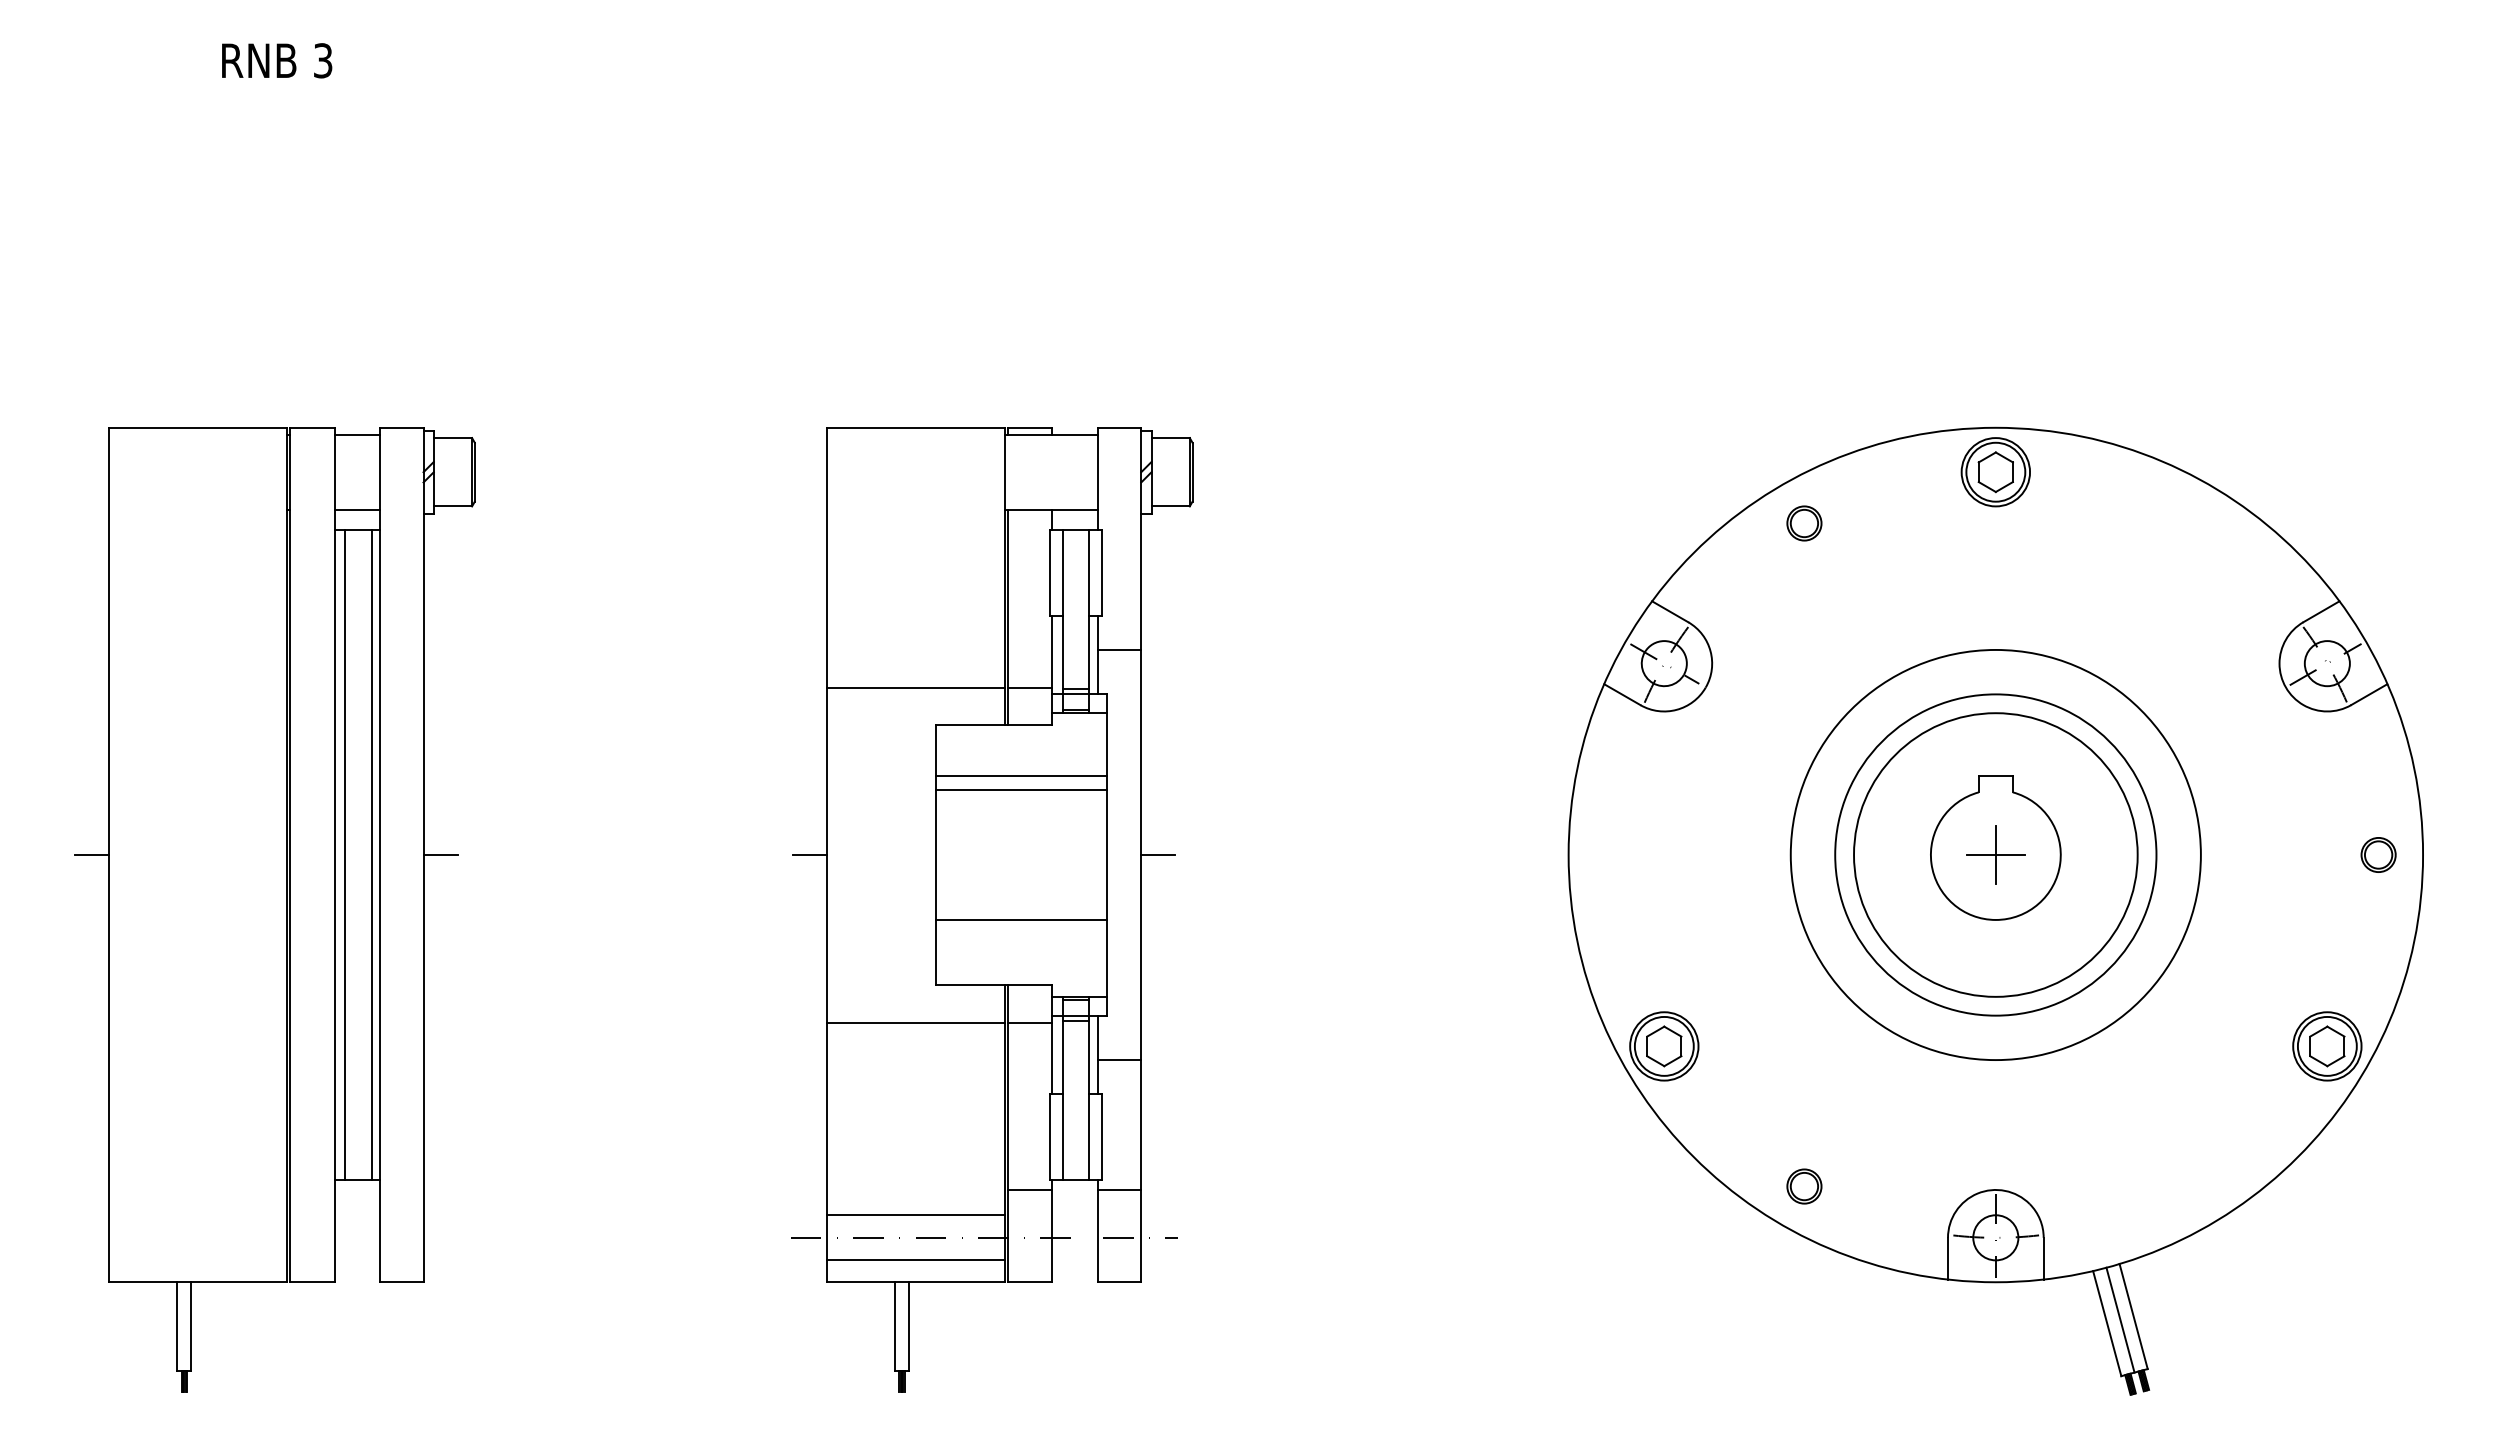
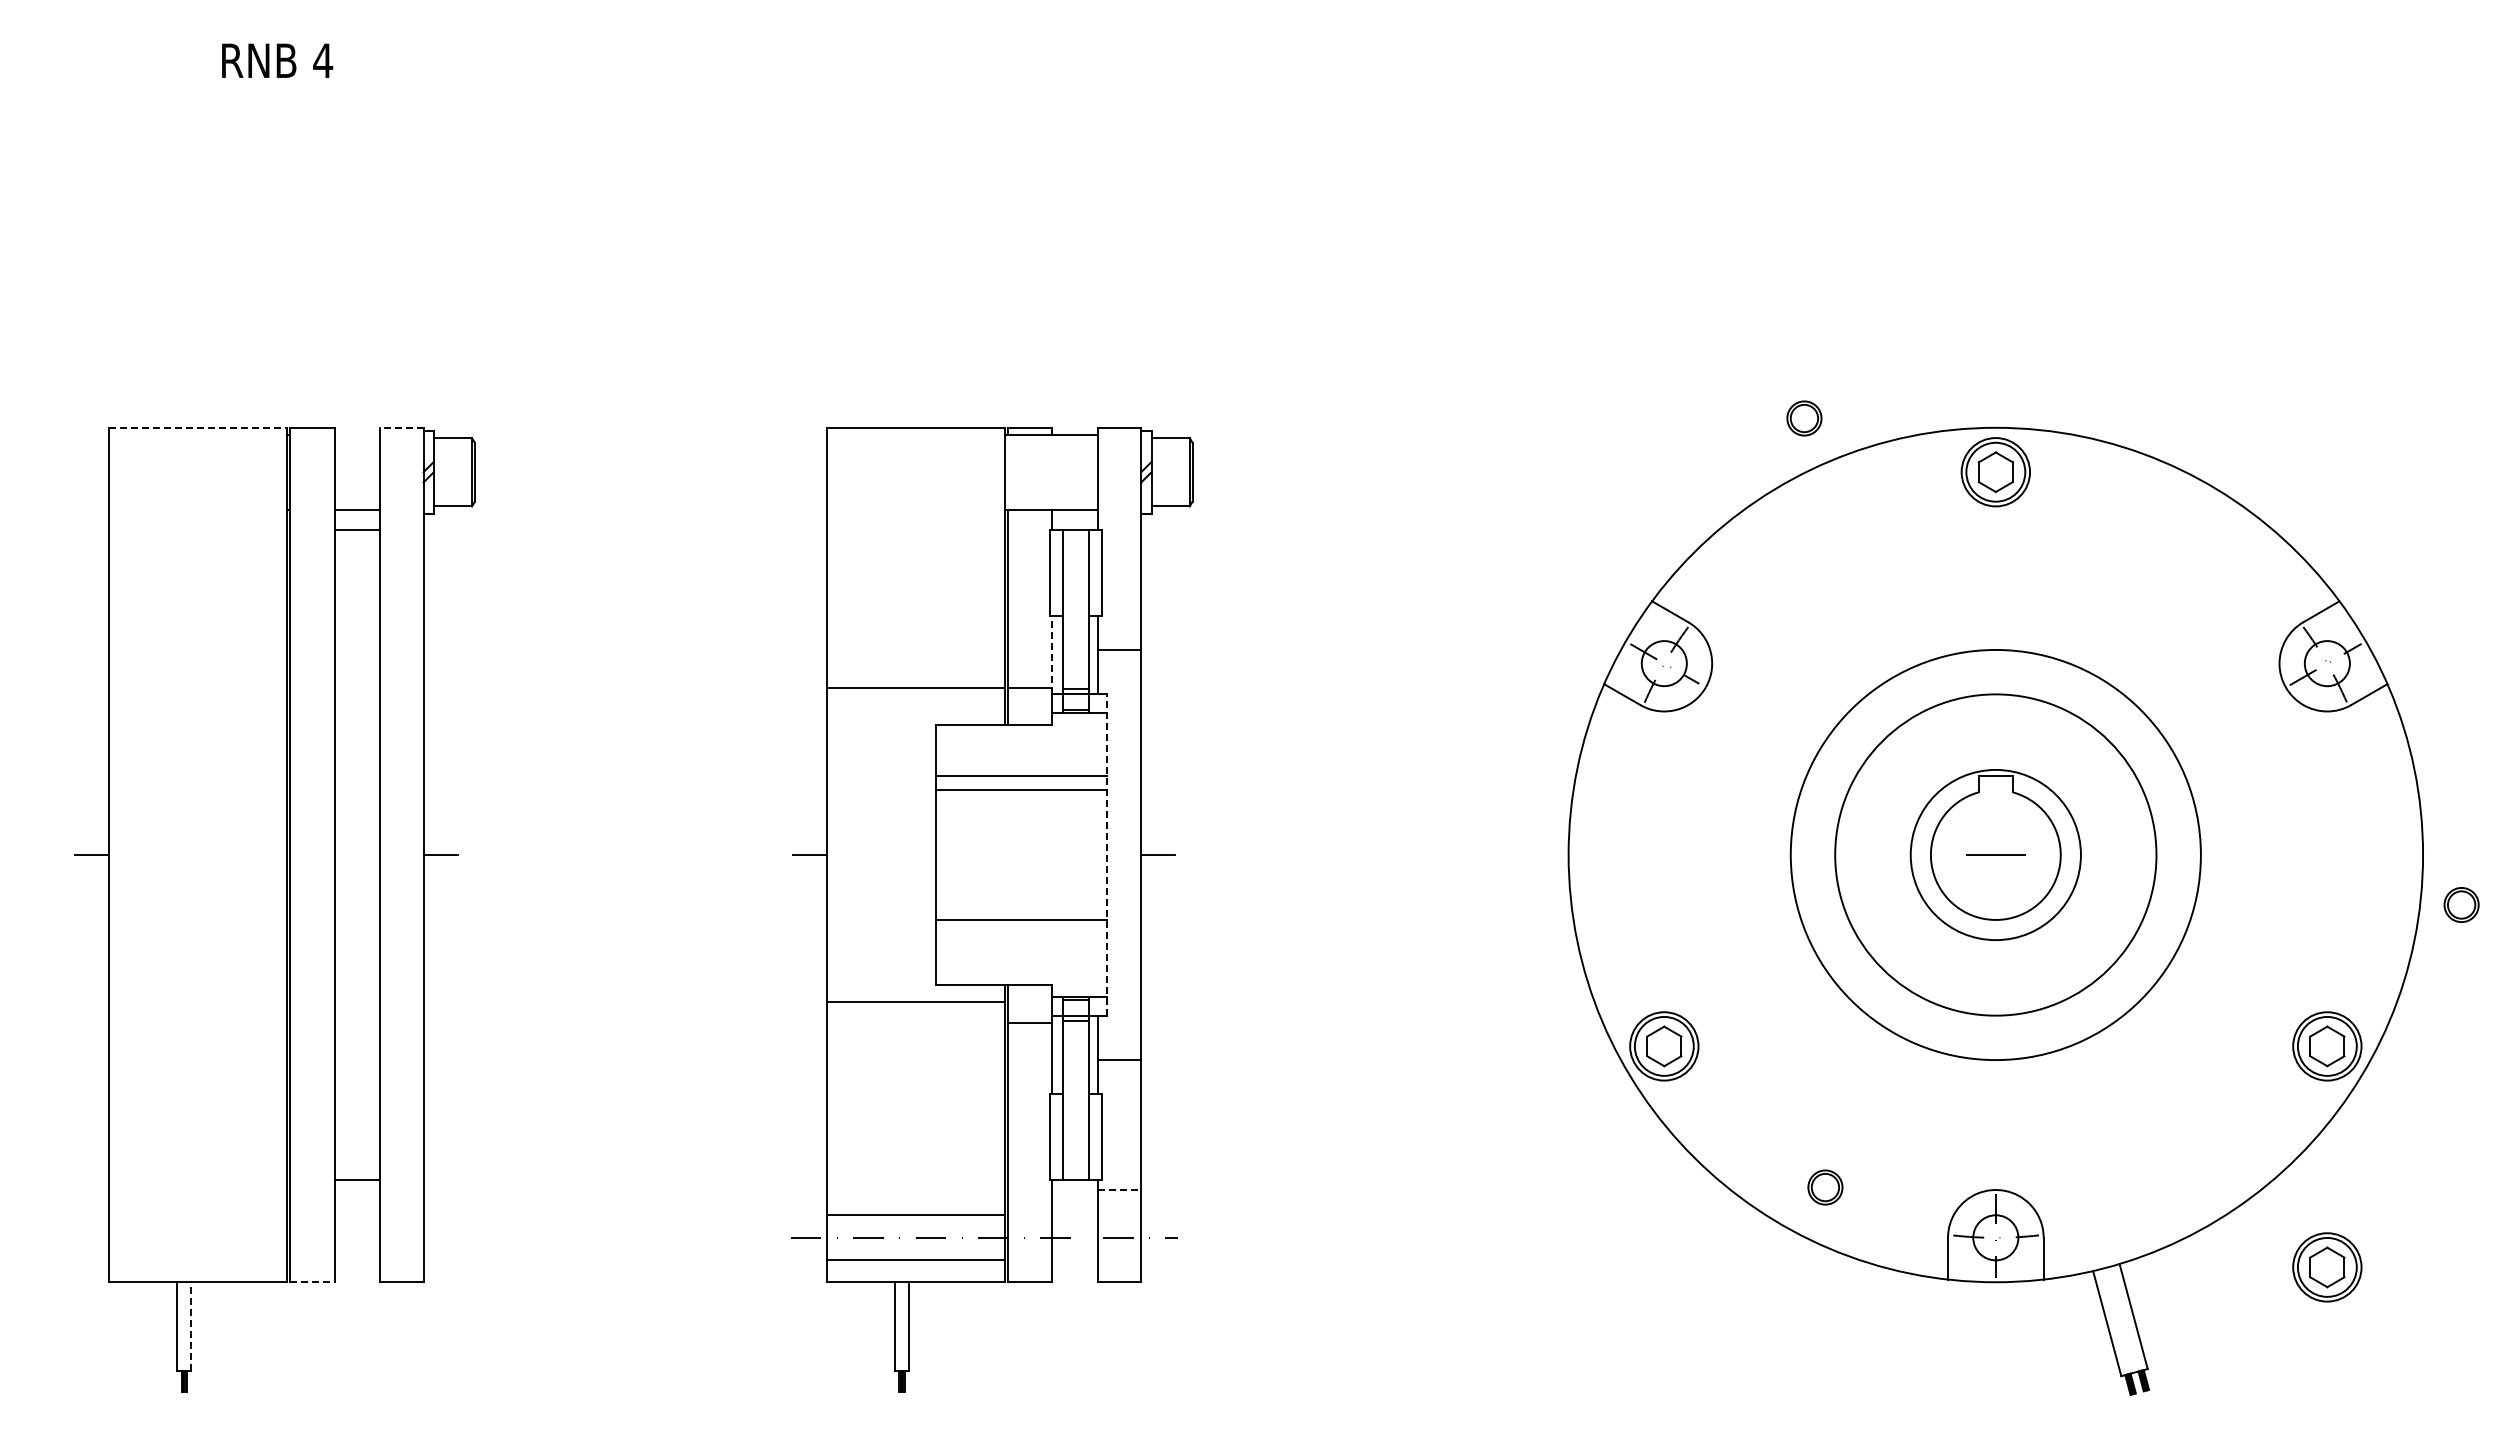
text: 3 -> 4 (323, 60)
line: solid -> dashed (197, 427)
line: solid -> dashed (402, 427)
line: present -> none (357, 434)
part position: (1804, 523) -> (1804, 418) (1804, 418)
line: solid -> dashed (1052, 654)
line: present -> none (344, 854)
line: present -> none (371, 854)
circle diameter: 284 px -> 170 px (1995, 854)
line: present -> none (1995, 854)
part position: (2378, 854) -> (2461, 904) (2461, 904)
line: solid -> dashed (1107, 855)
line position: (915, 1022) -> (915, 1001) (915, 1001)
part position: (1804, 1186) -> (1825, 1187) (1825, 1187)
line: present -> none (1029, 1189)
line: solid -> dashed (1119, 1189)
part: none -> present (2327, 1267)
line: solid -> dashed (312, 1282)
line: present -> none (2120, 1319)
line: solid -> dashed (191, 1326)
